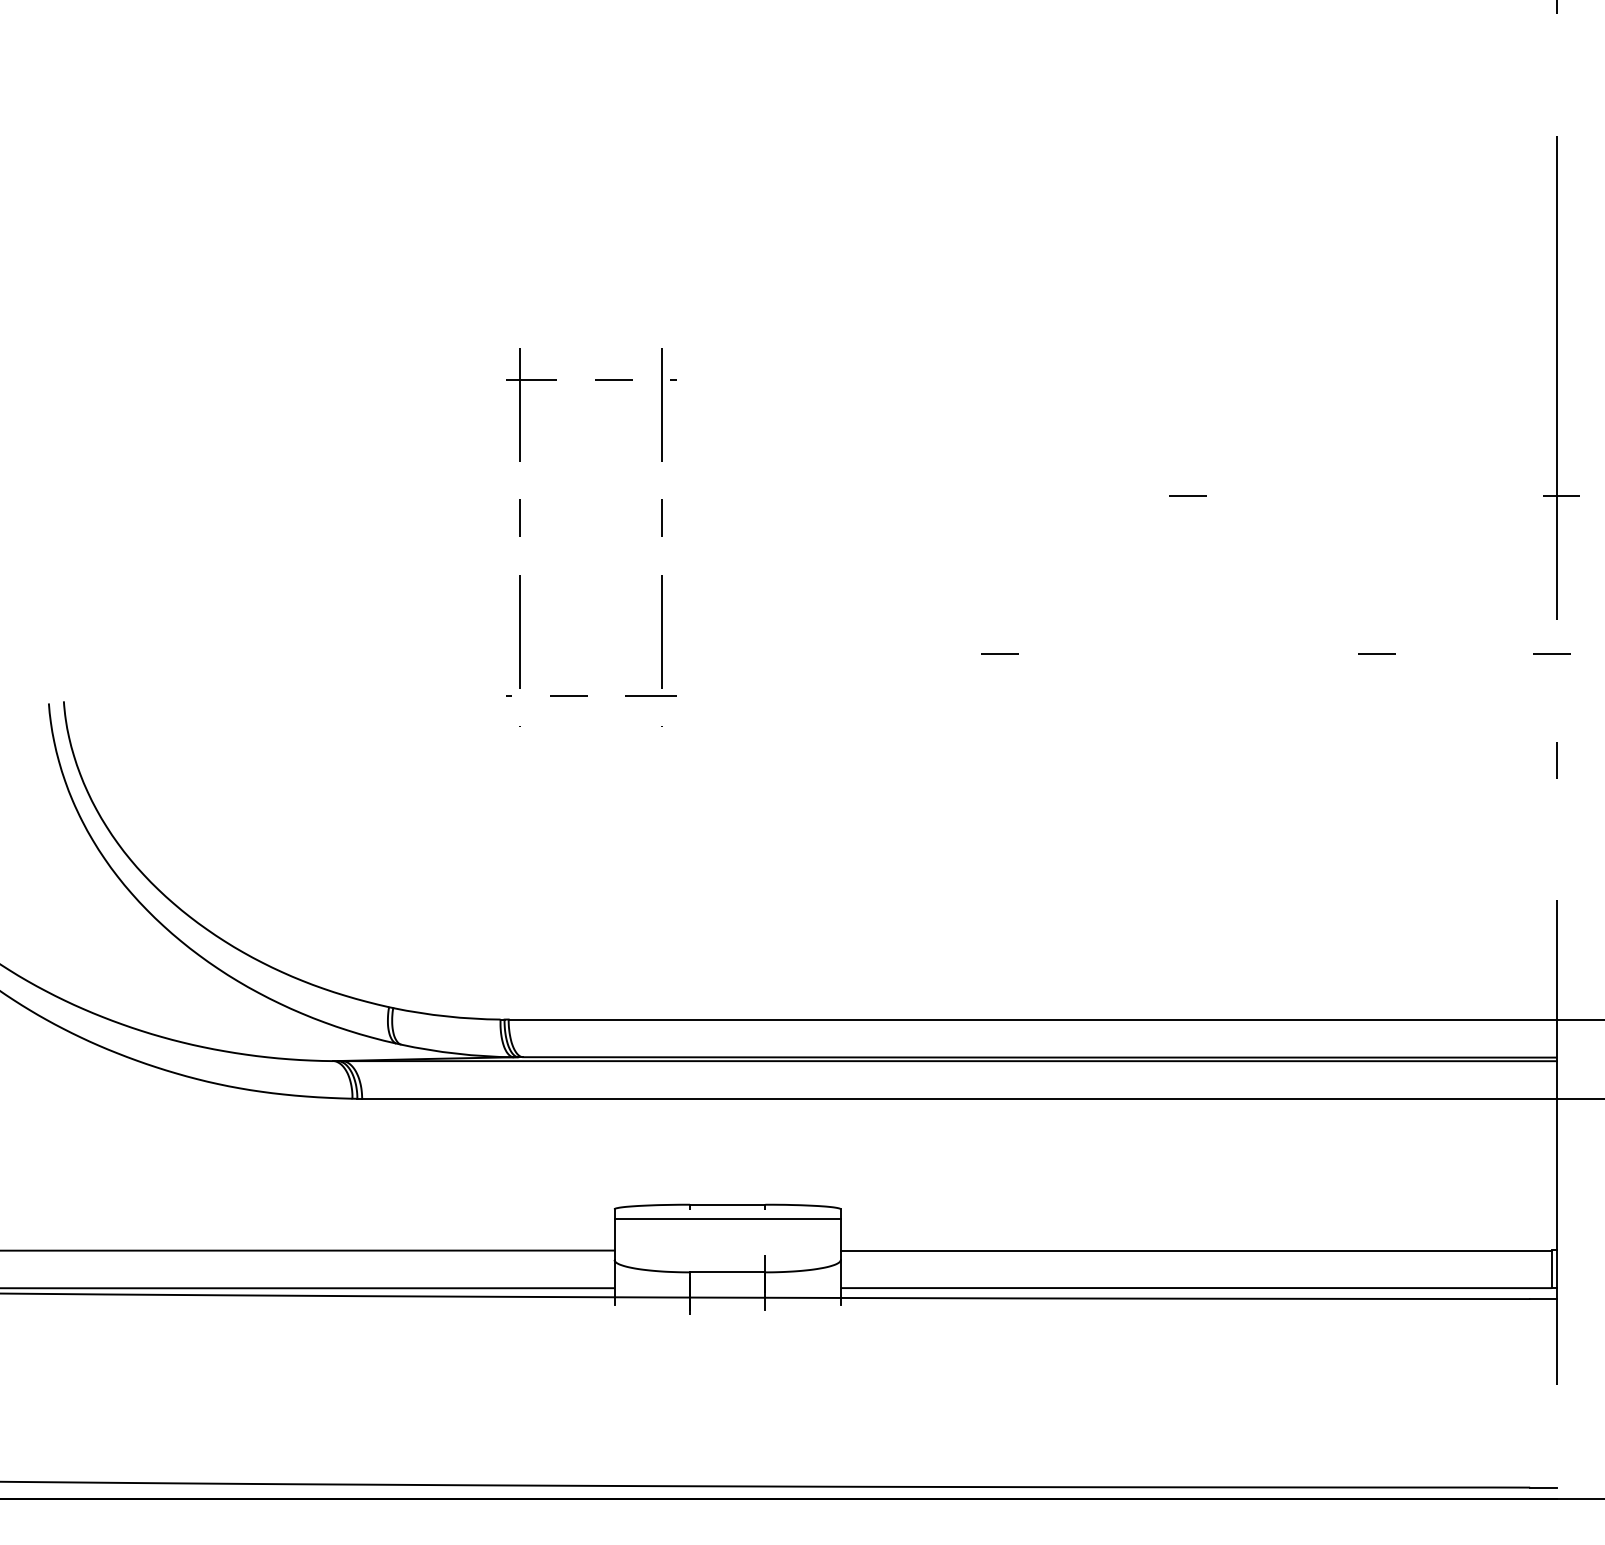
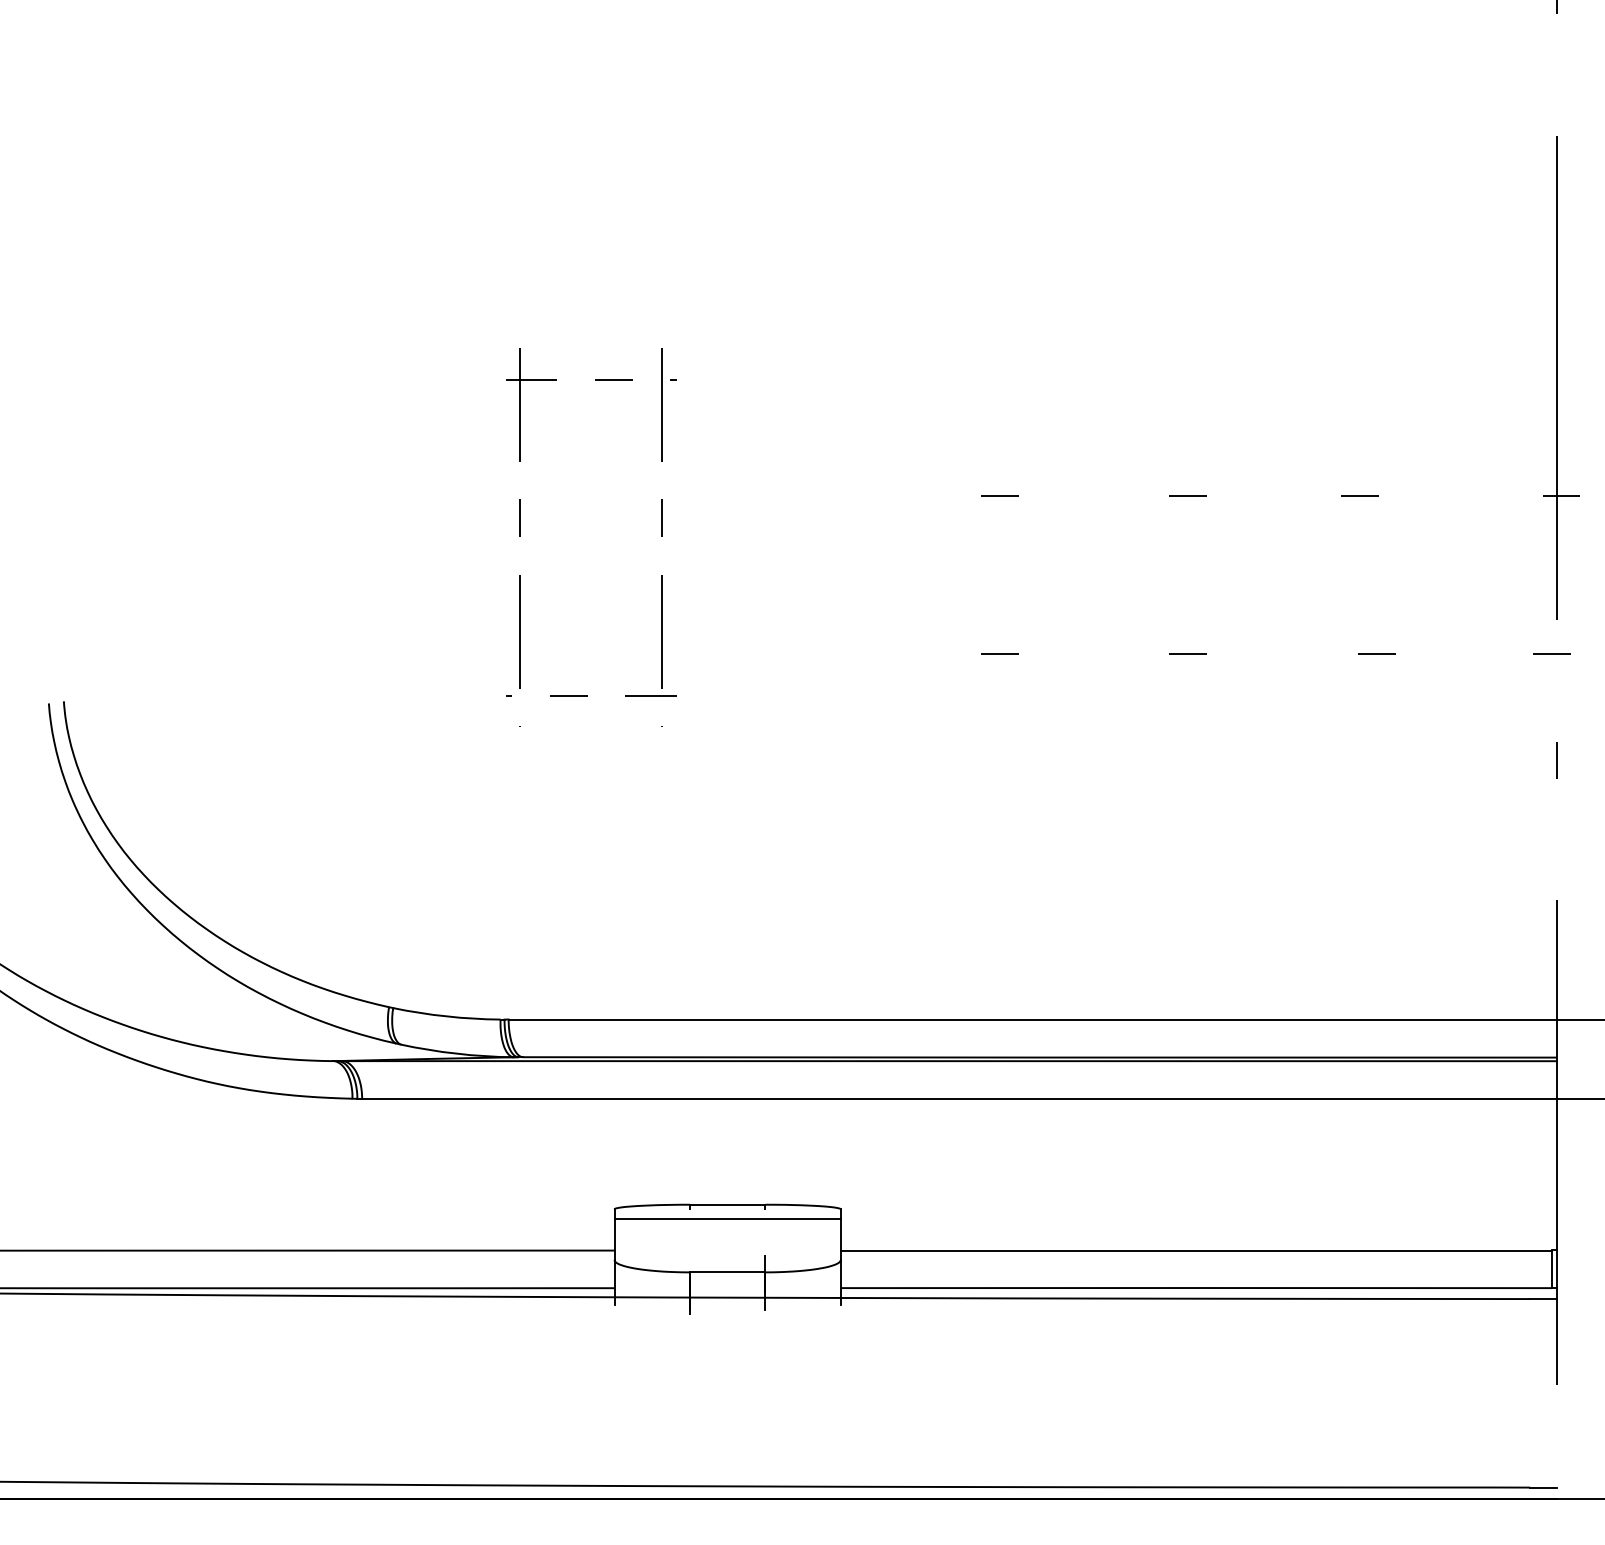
line: none -> present (999, 495)
line: none -> present (1359, 495)
line: none -> present (1187, 653)
